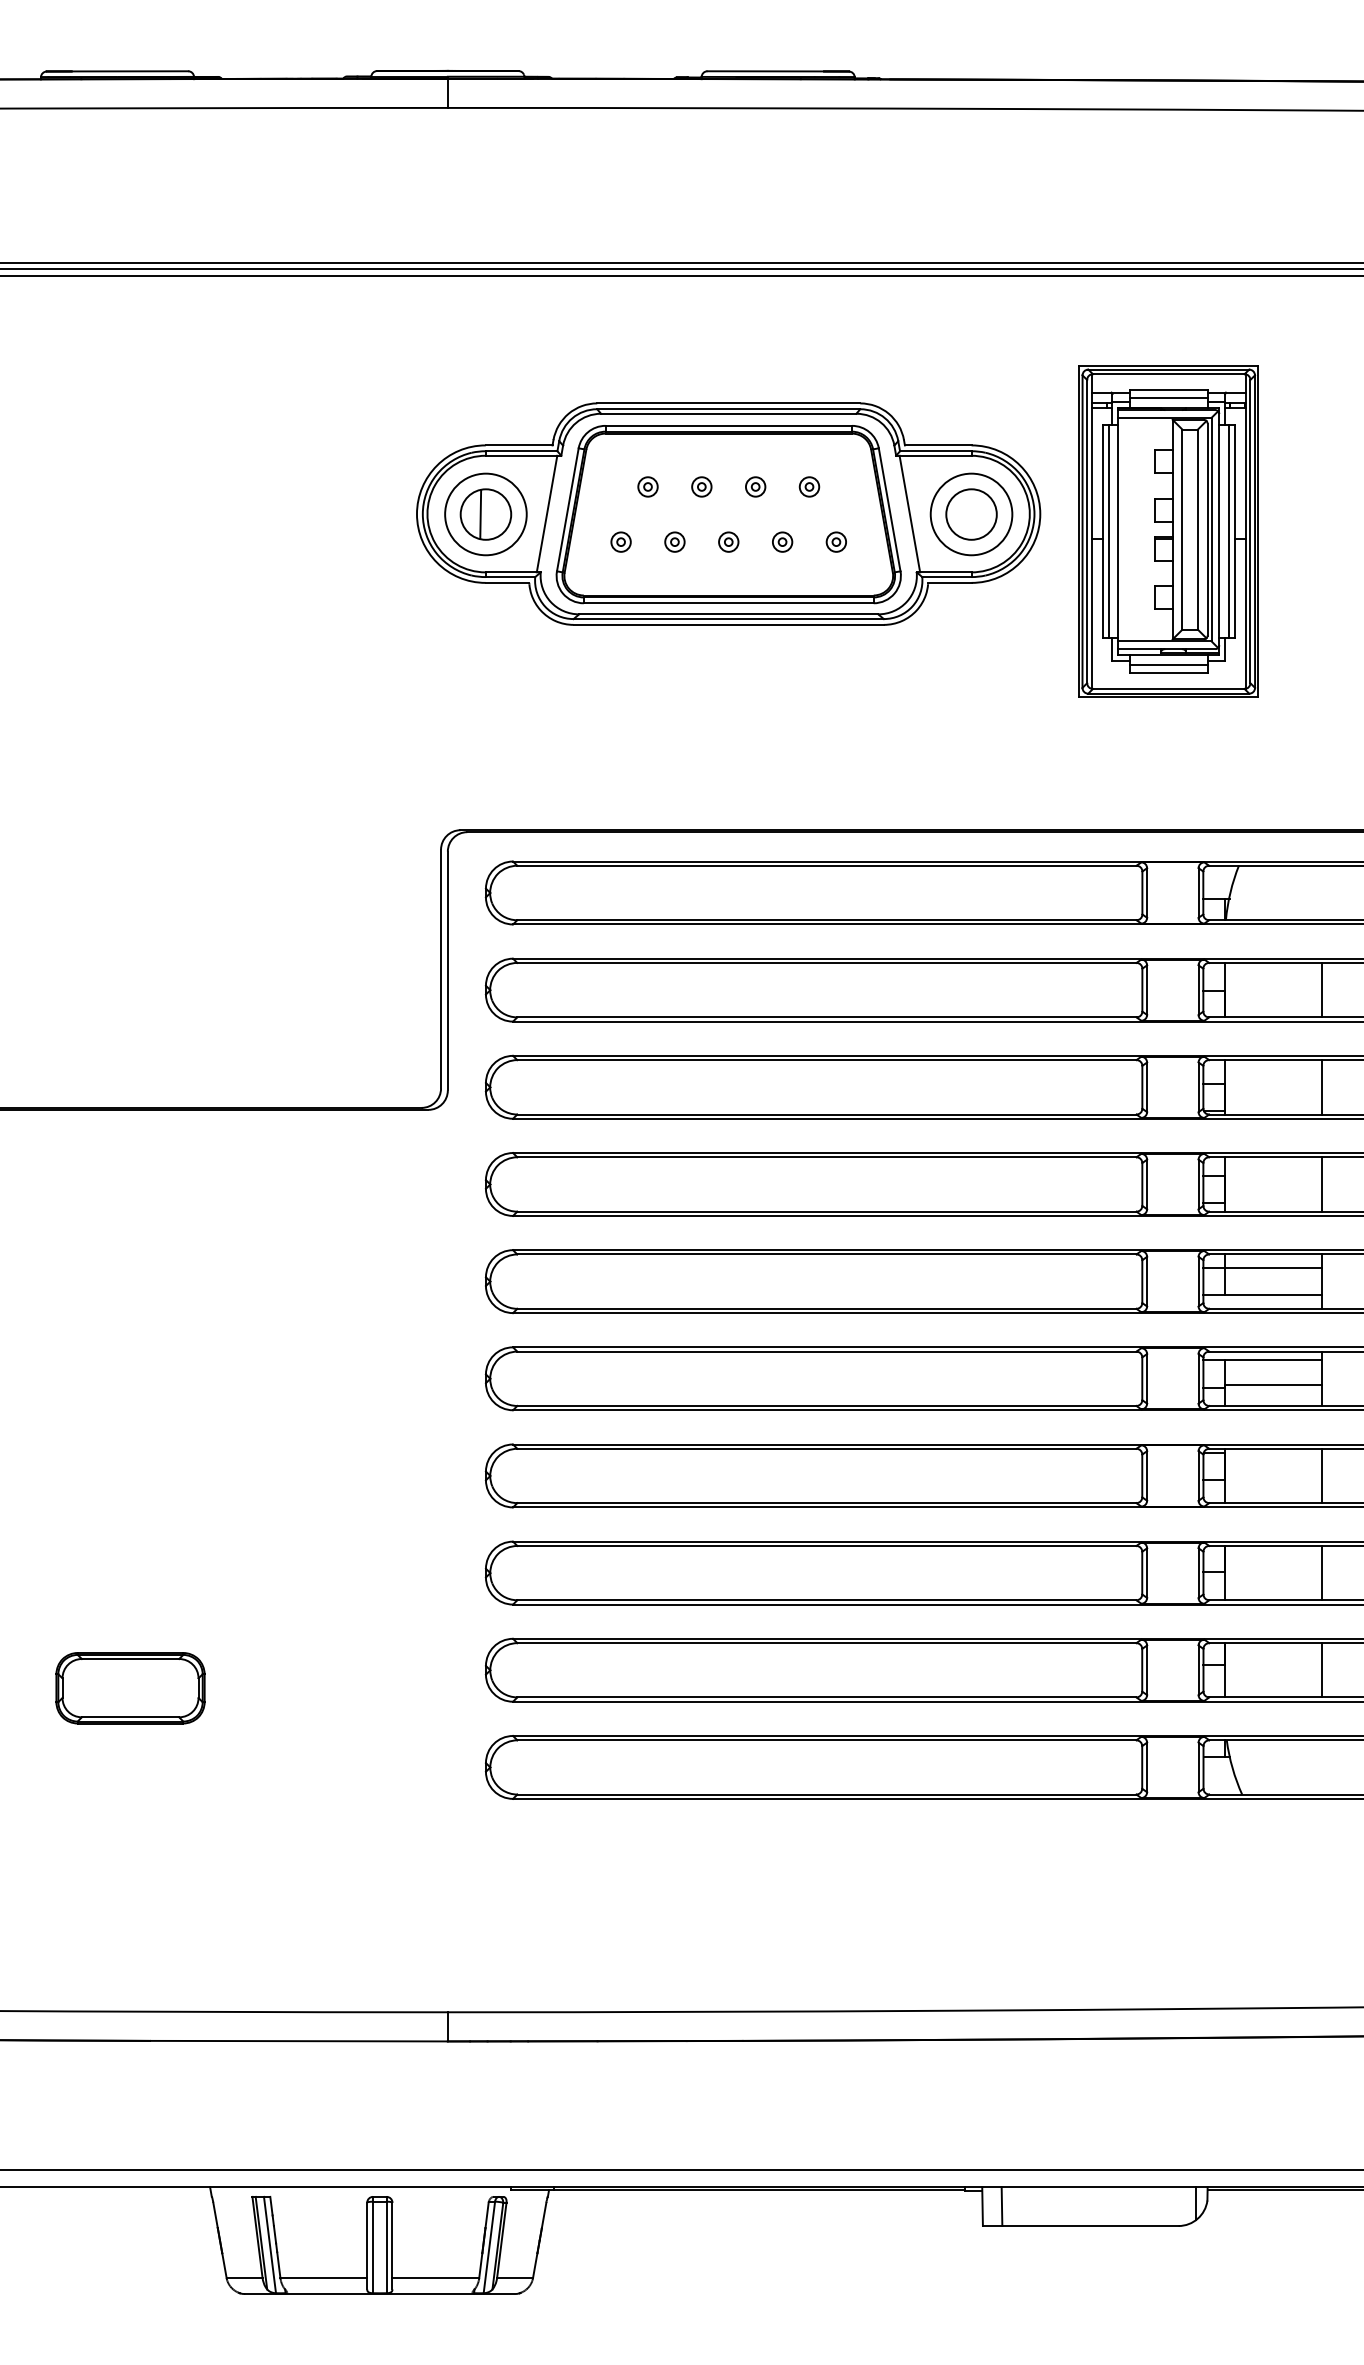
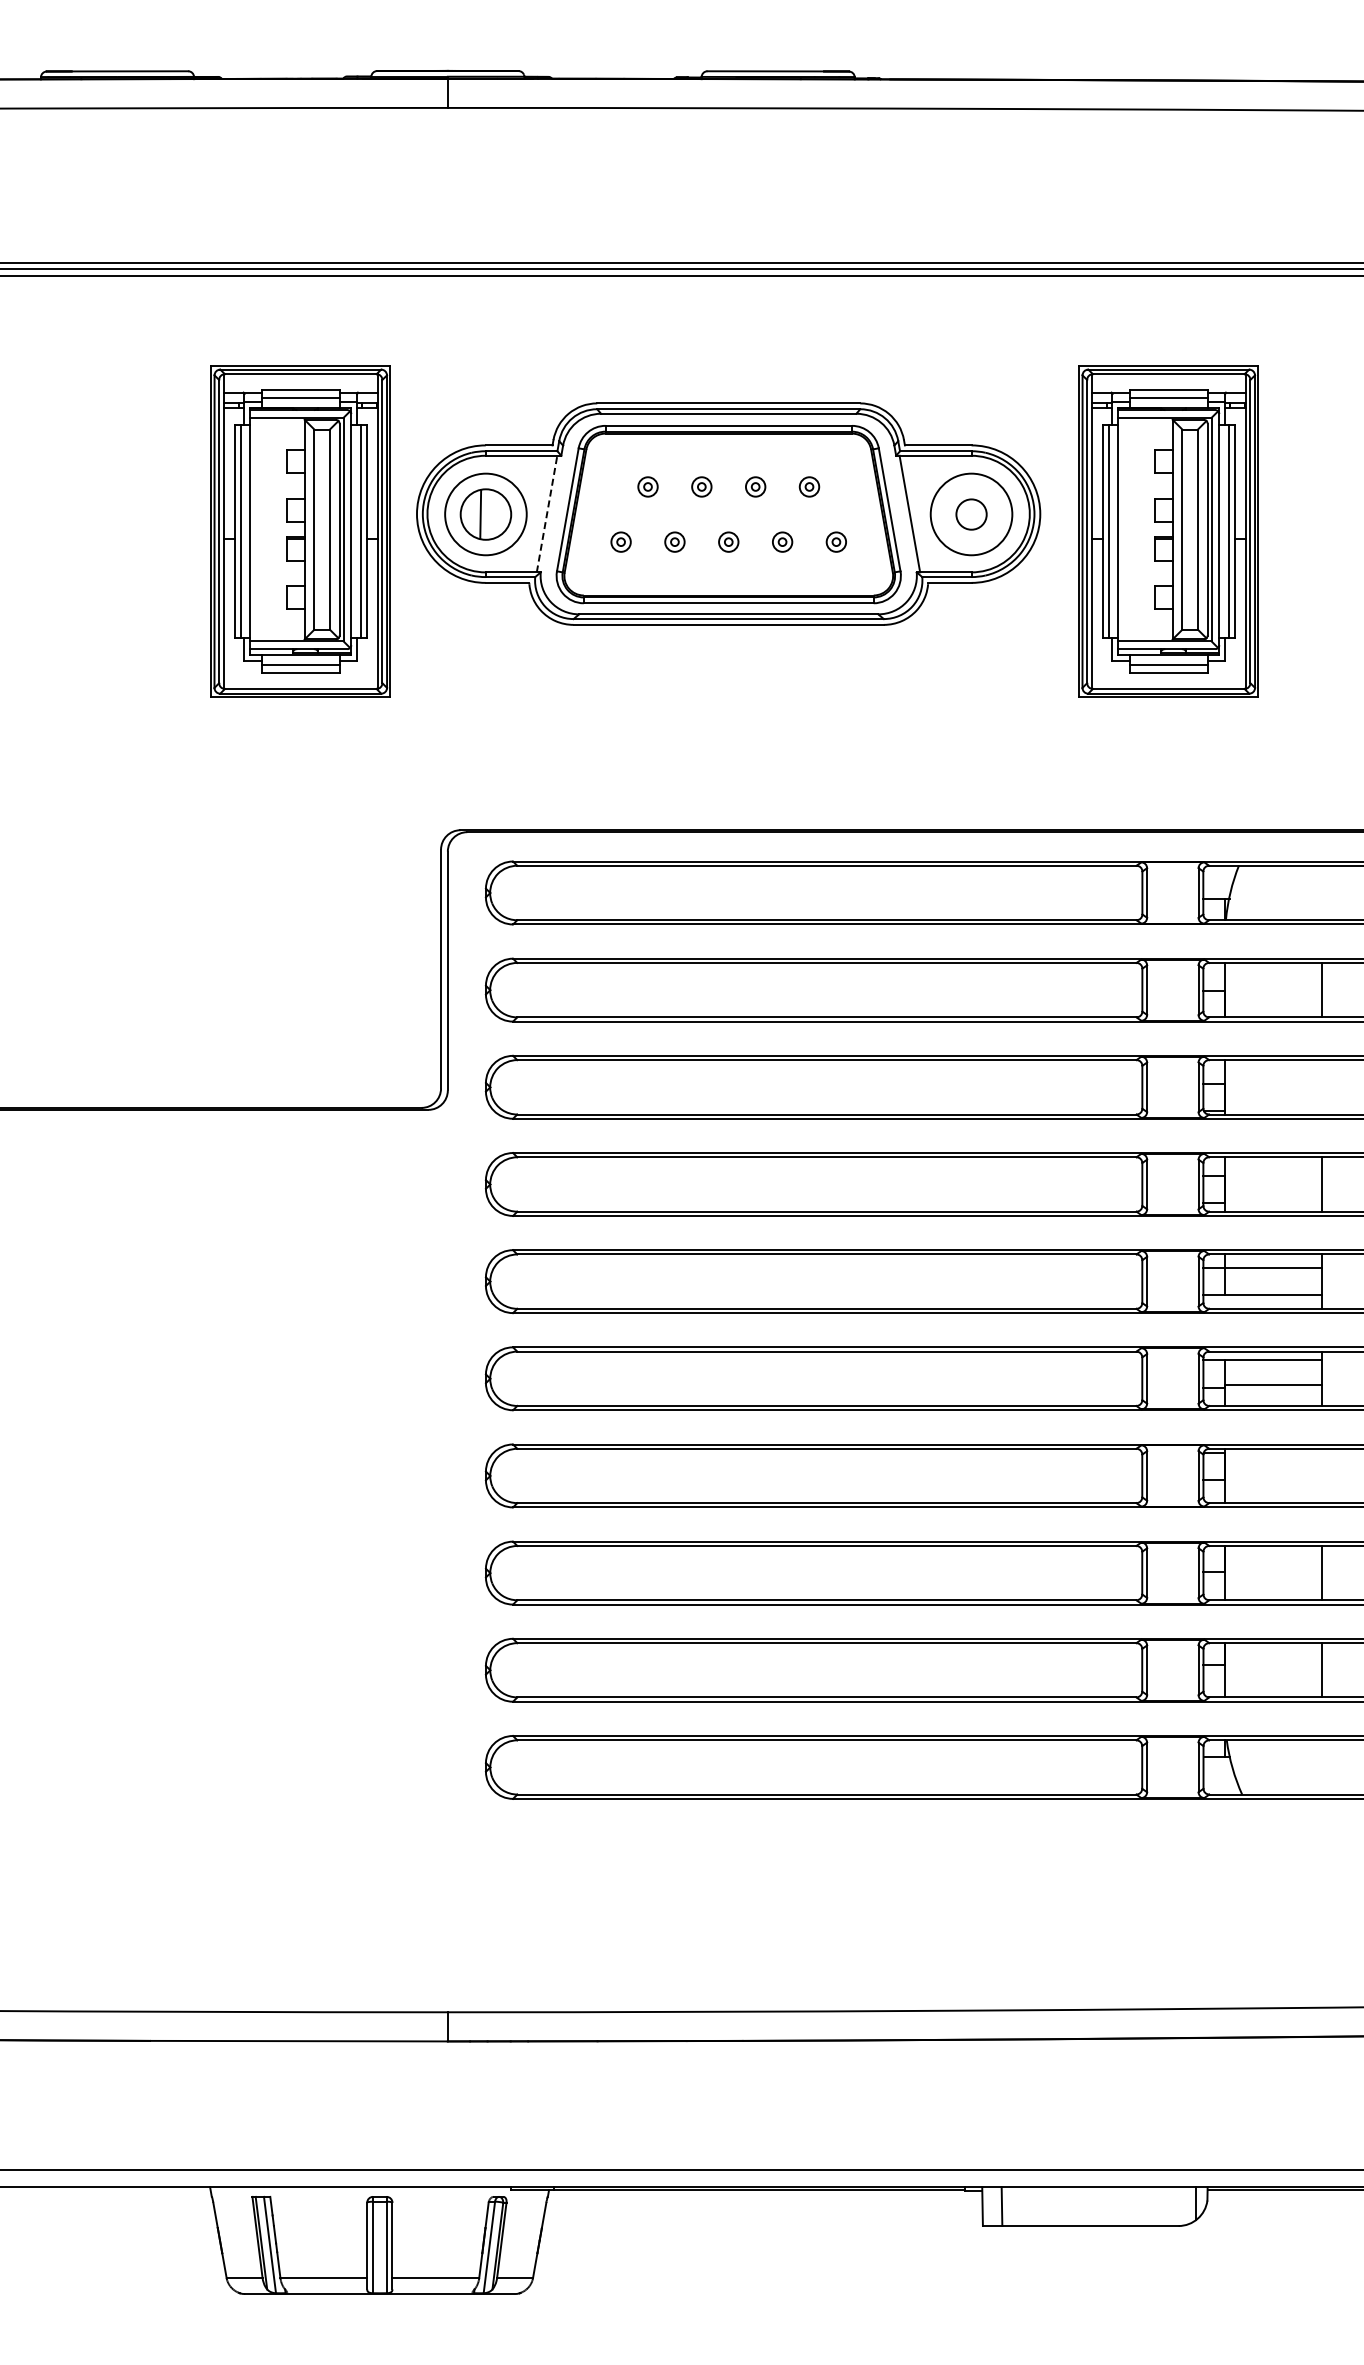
line: solid -> dashed (547, 513)
circle diameter: 51 px -> 30 px (971, 514)
part: none -> present (300, 531)
line: present -> none (1322, 1087)
line: present -> none (1322, 1475)
part: present -> none (130, 1688)
